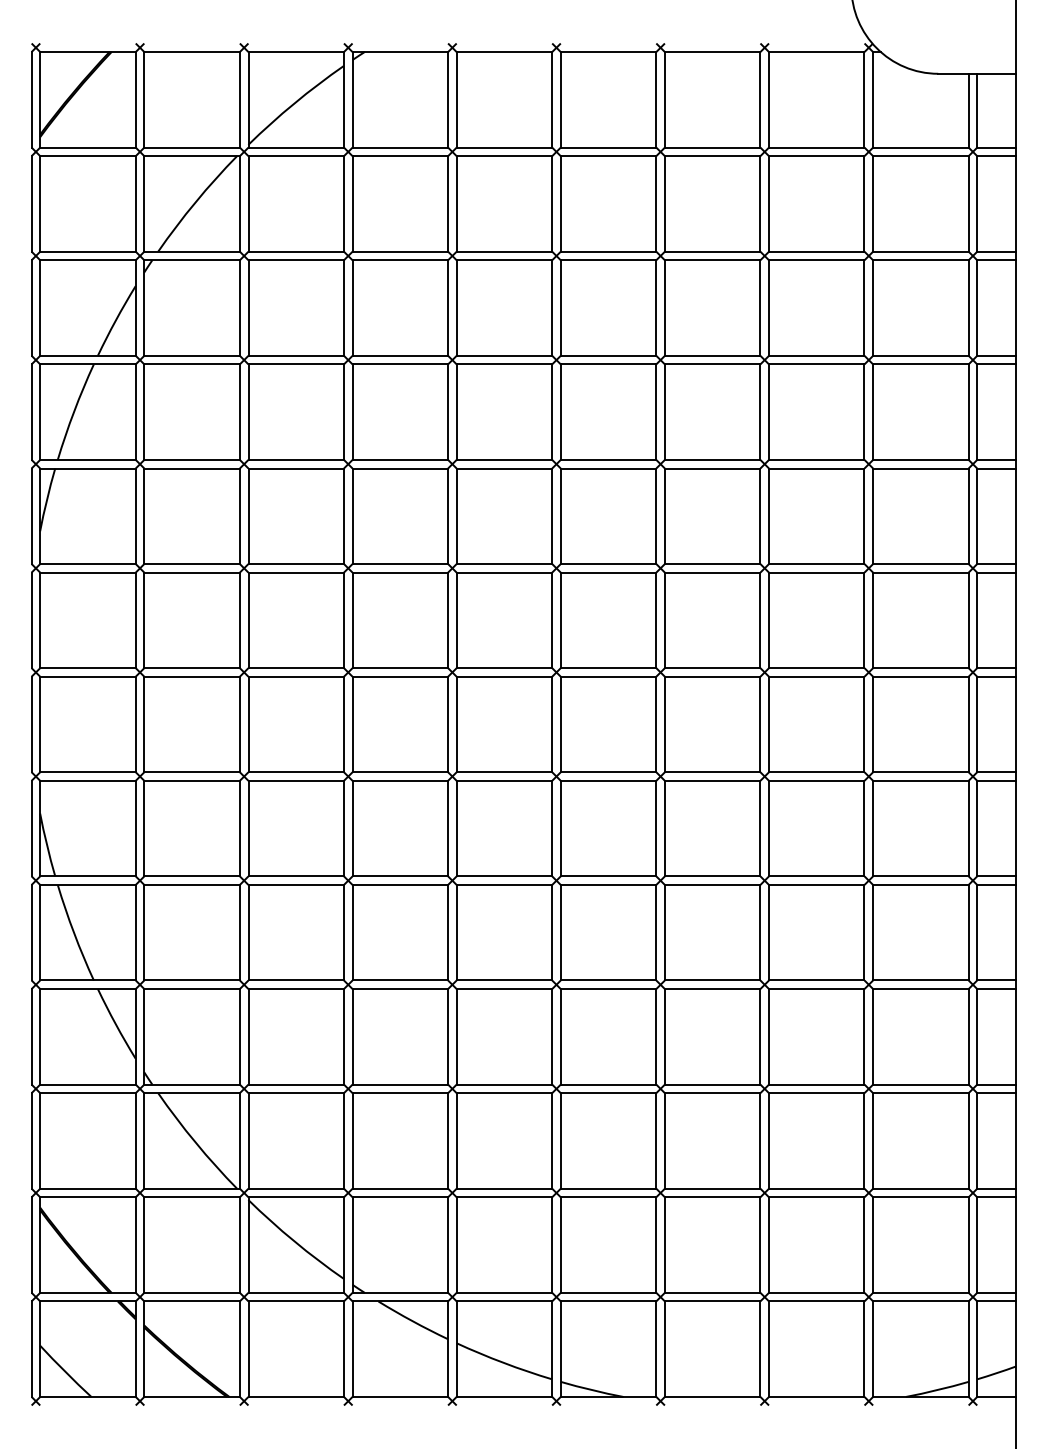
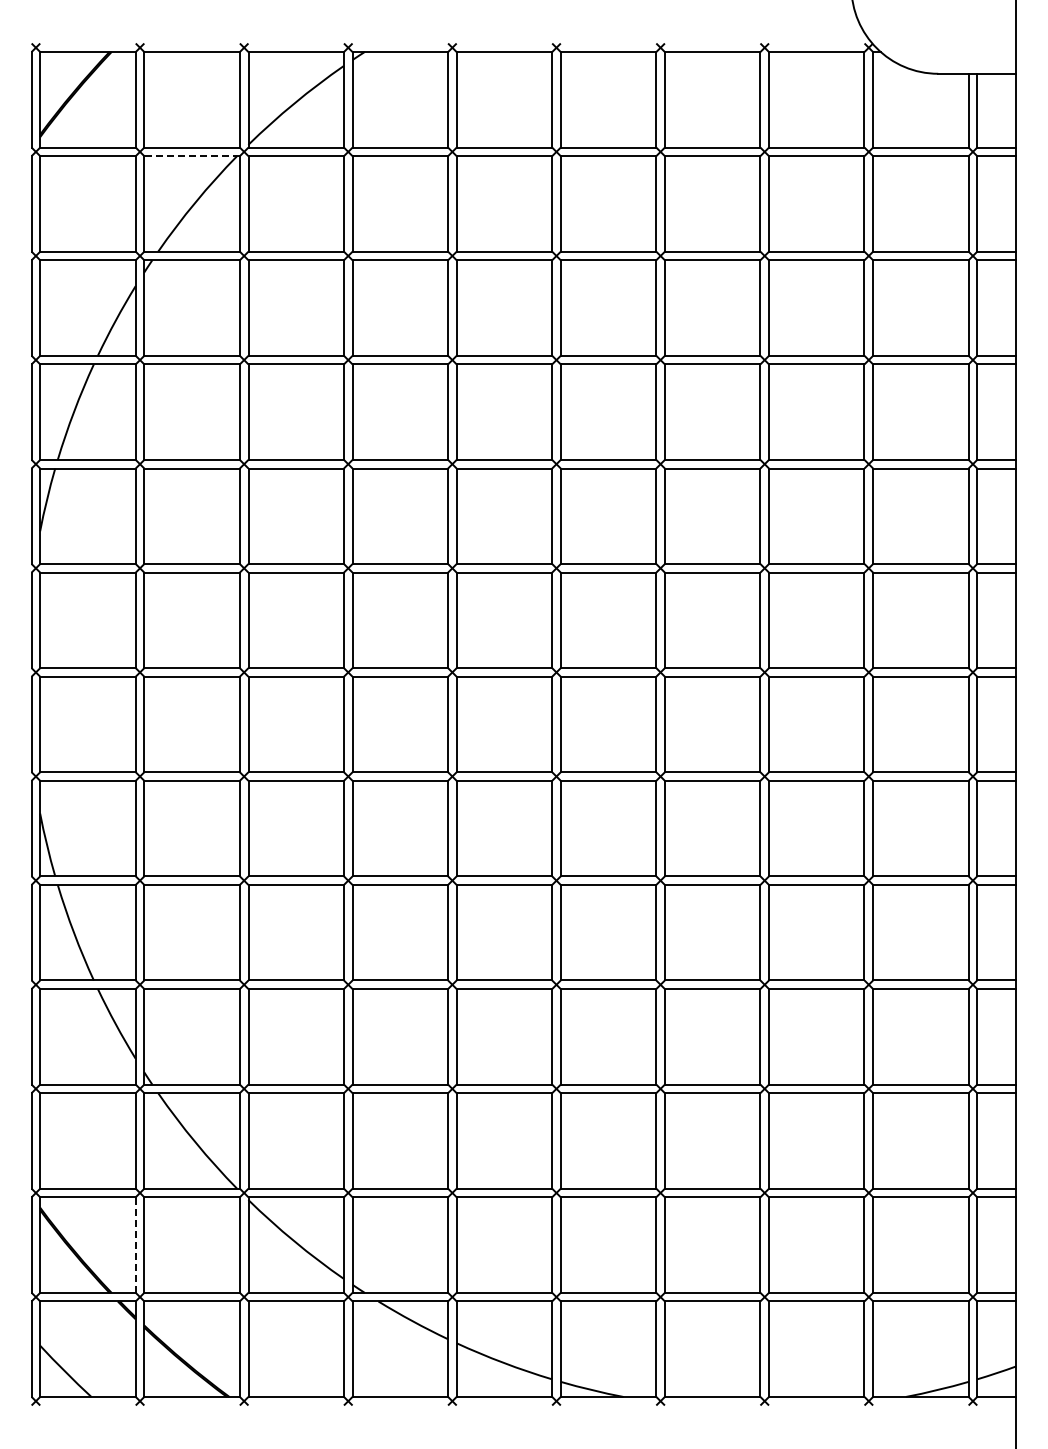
line: solid -> dashed (192, 156)
line: solid -> dashed (135, 1245)
